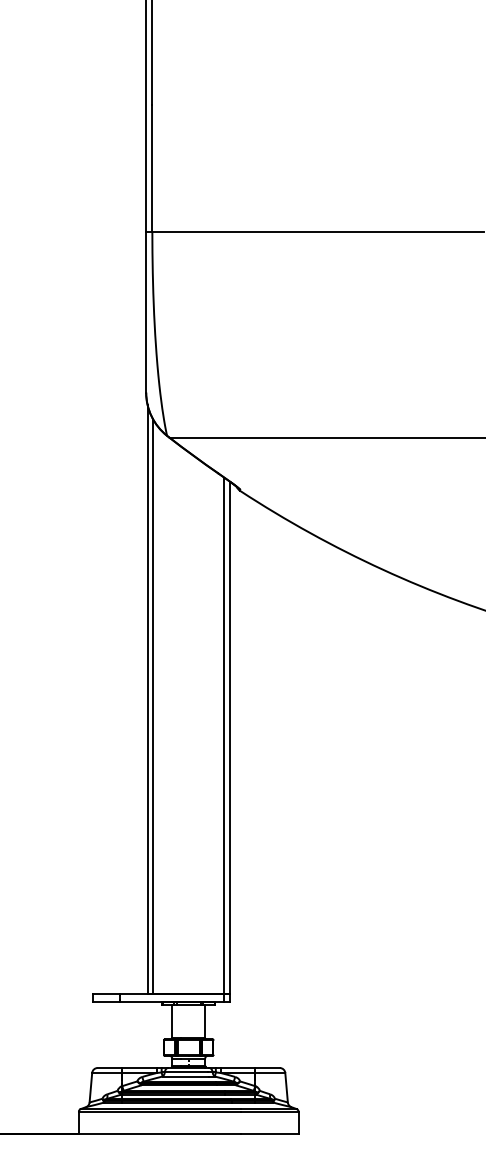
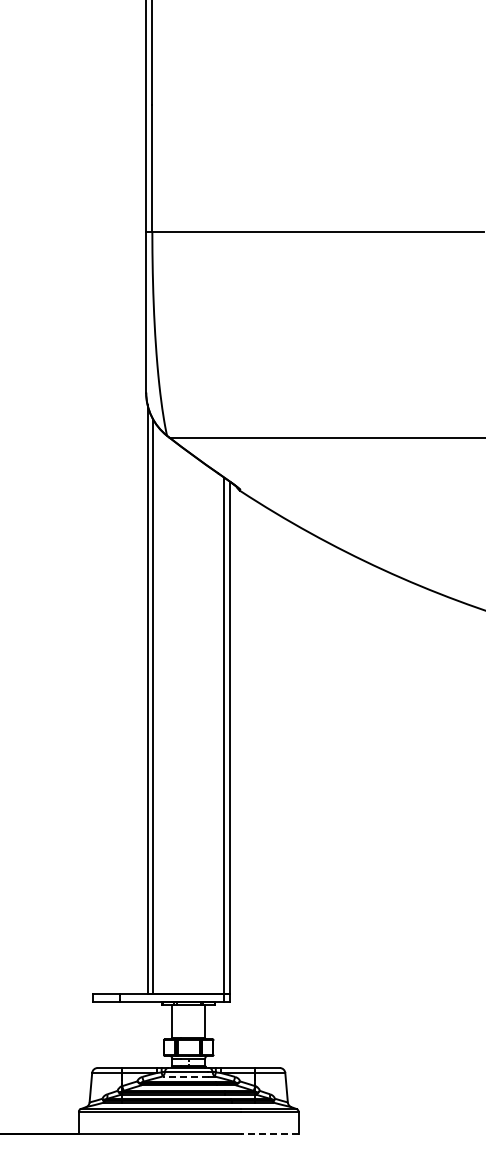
line: solid -> dashed (185, 1076)
line: solid -> dashed (270, 1133)
